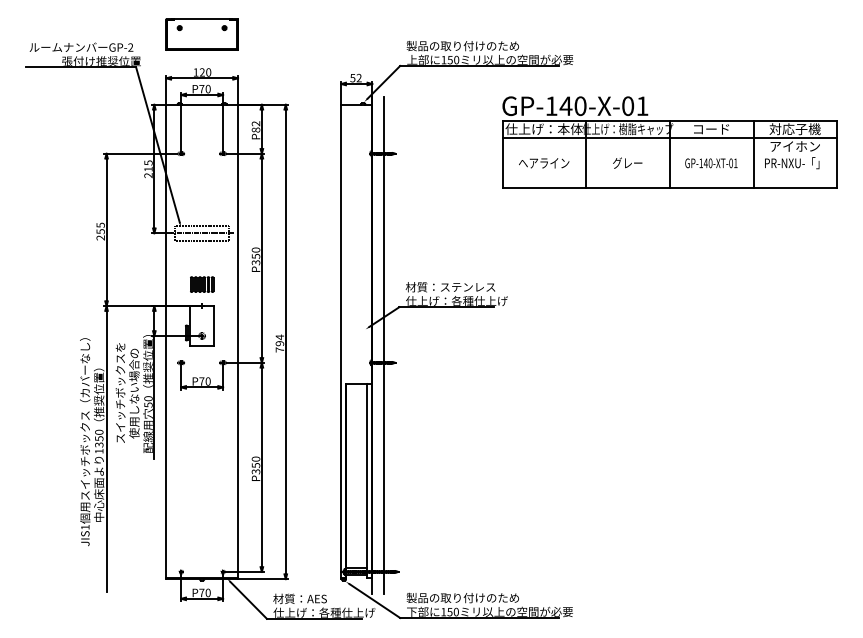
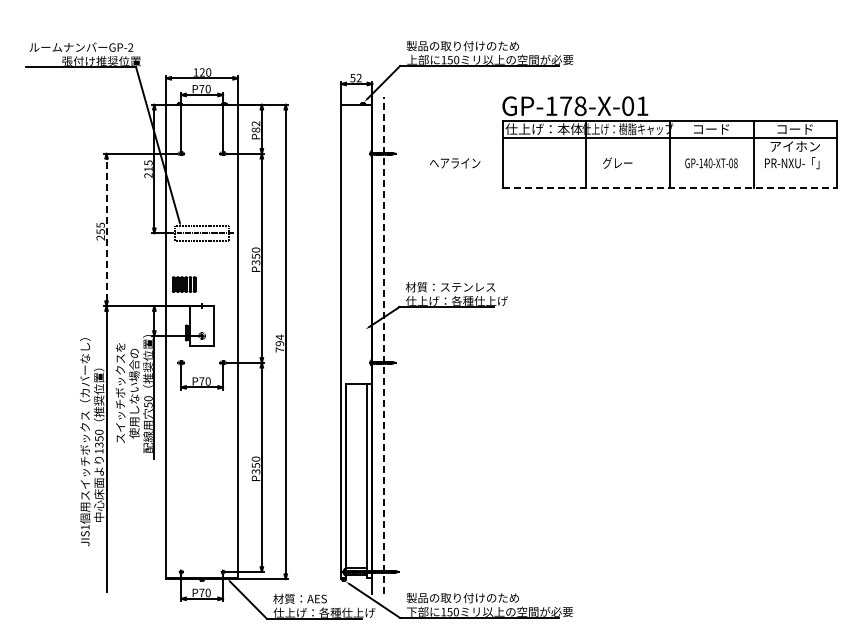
part: present -> none (201, 34)
text: GP-140-X-01 -> GP-178-X-01 (572, 105)
text: 対応子機 -> コード (794, 129)
text position: (627, 162) -> (617, 162) (617, 162)
text position: (544, 163) -> (455, 163) (455, 163)
text: GP-140-XT-01 -> GP-140-XT-08 (735, 163)
line: solid -> dashed (670, 187)
line: solid -> dashed (106, 229)
part position: (202, 284) -> (184, 284) (184, 284)
line: solid -> dashed (384, 344)
